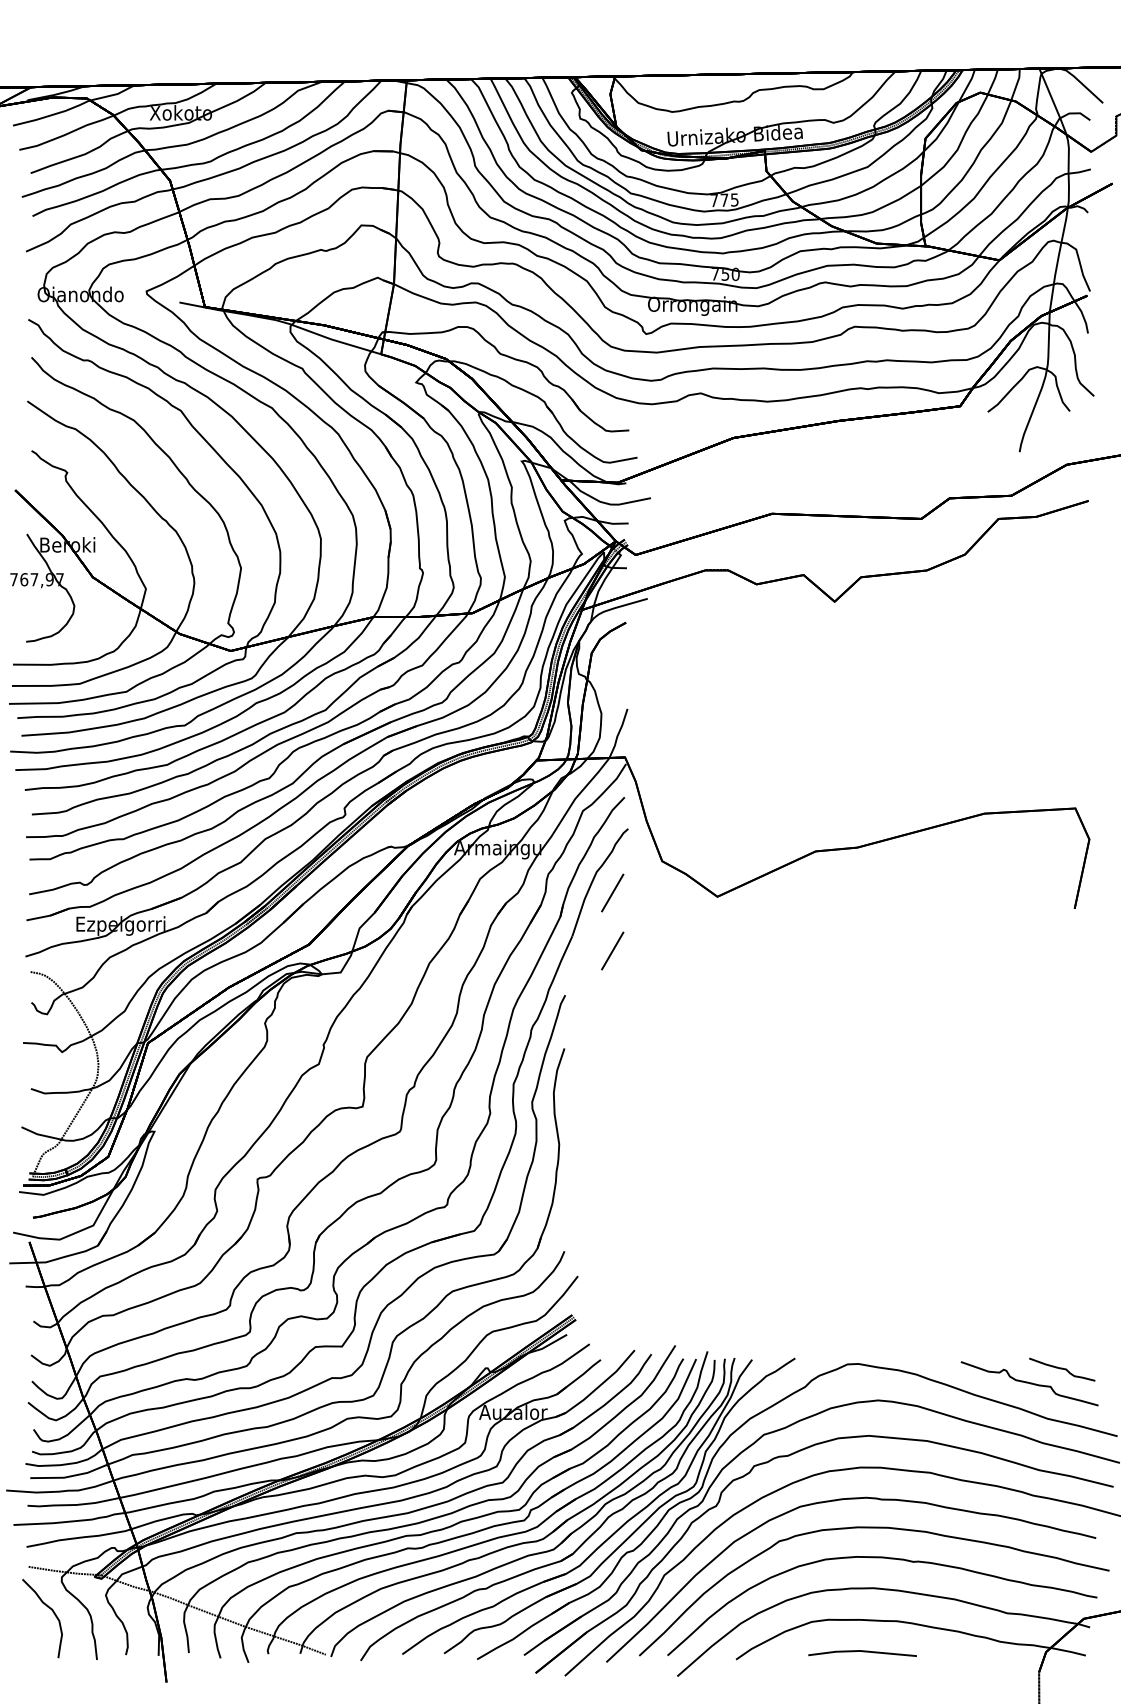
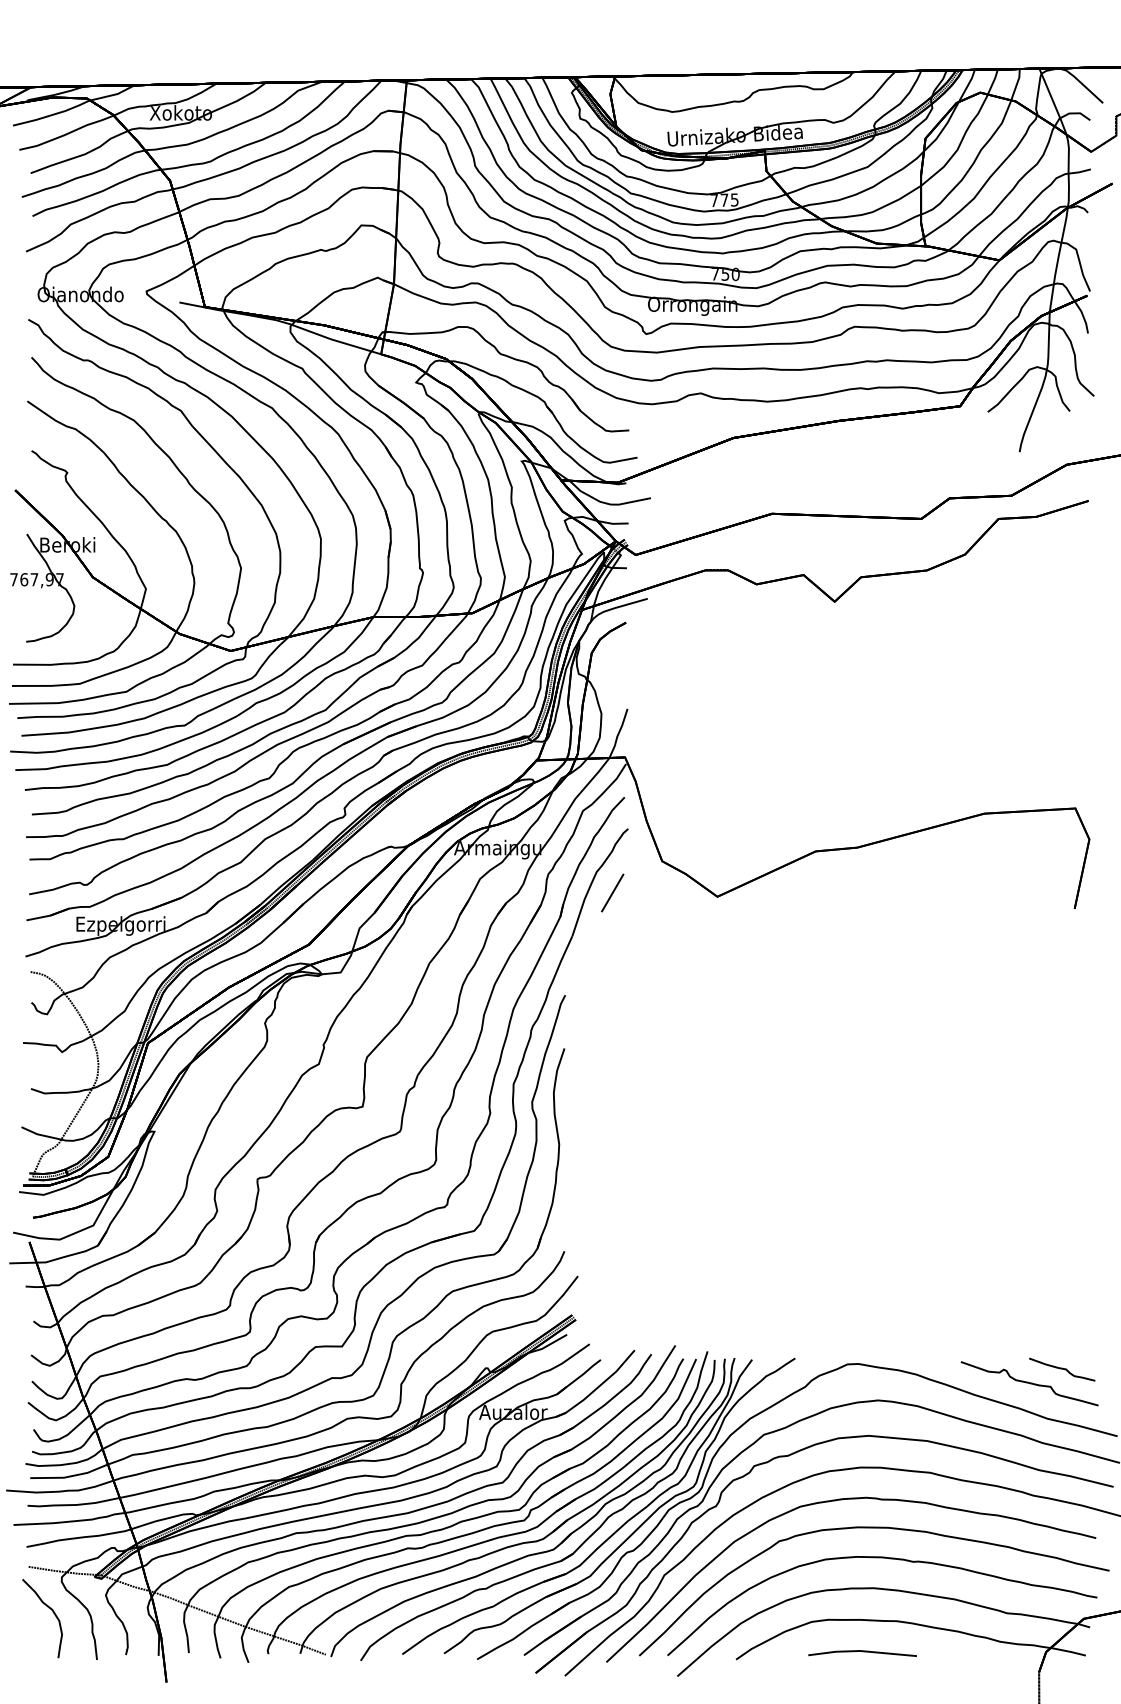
line: present -> none (612, 950)
